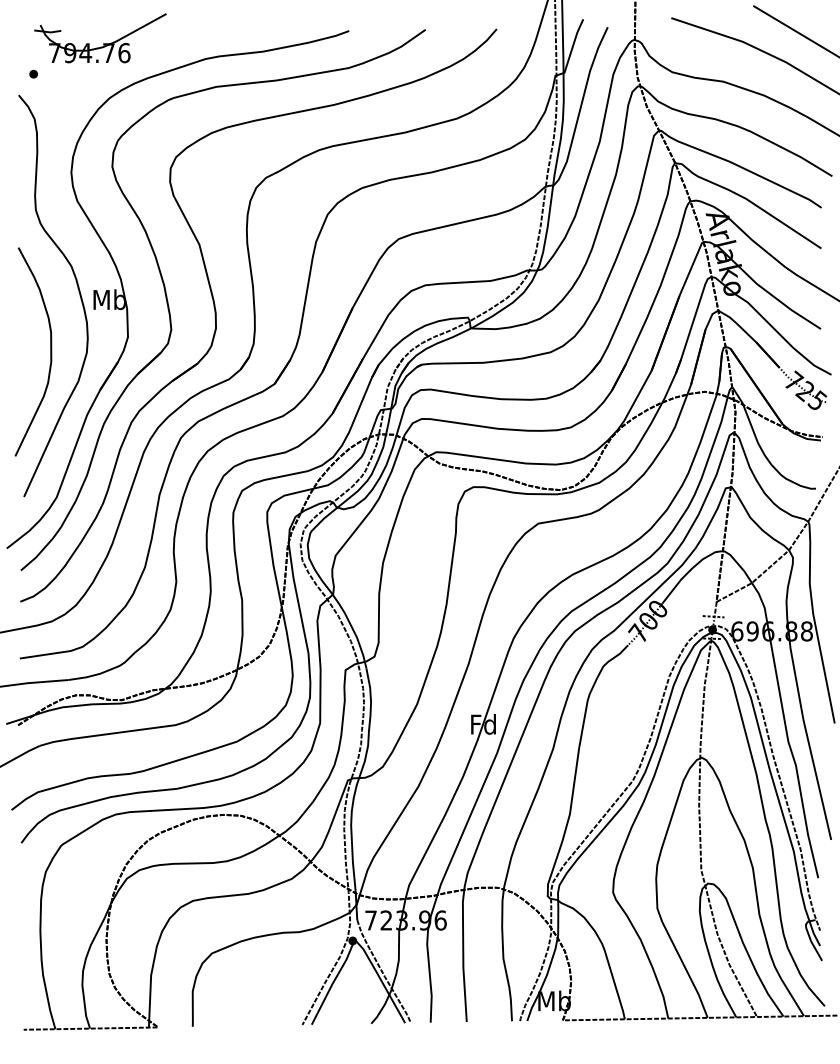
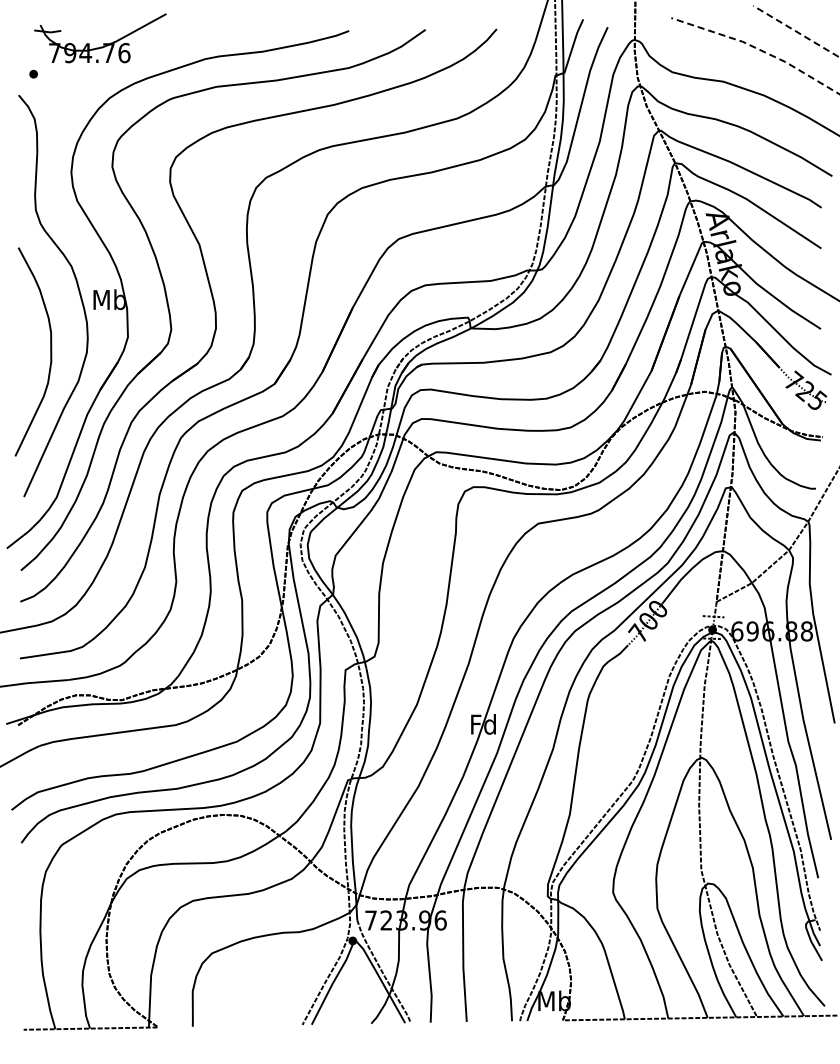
line: solid -> dashed (796, 31)
line: solid -> dashed (758, 49)
